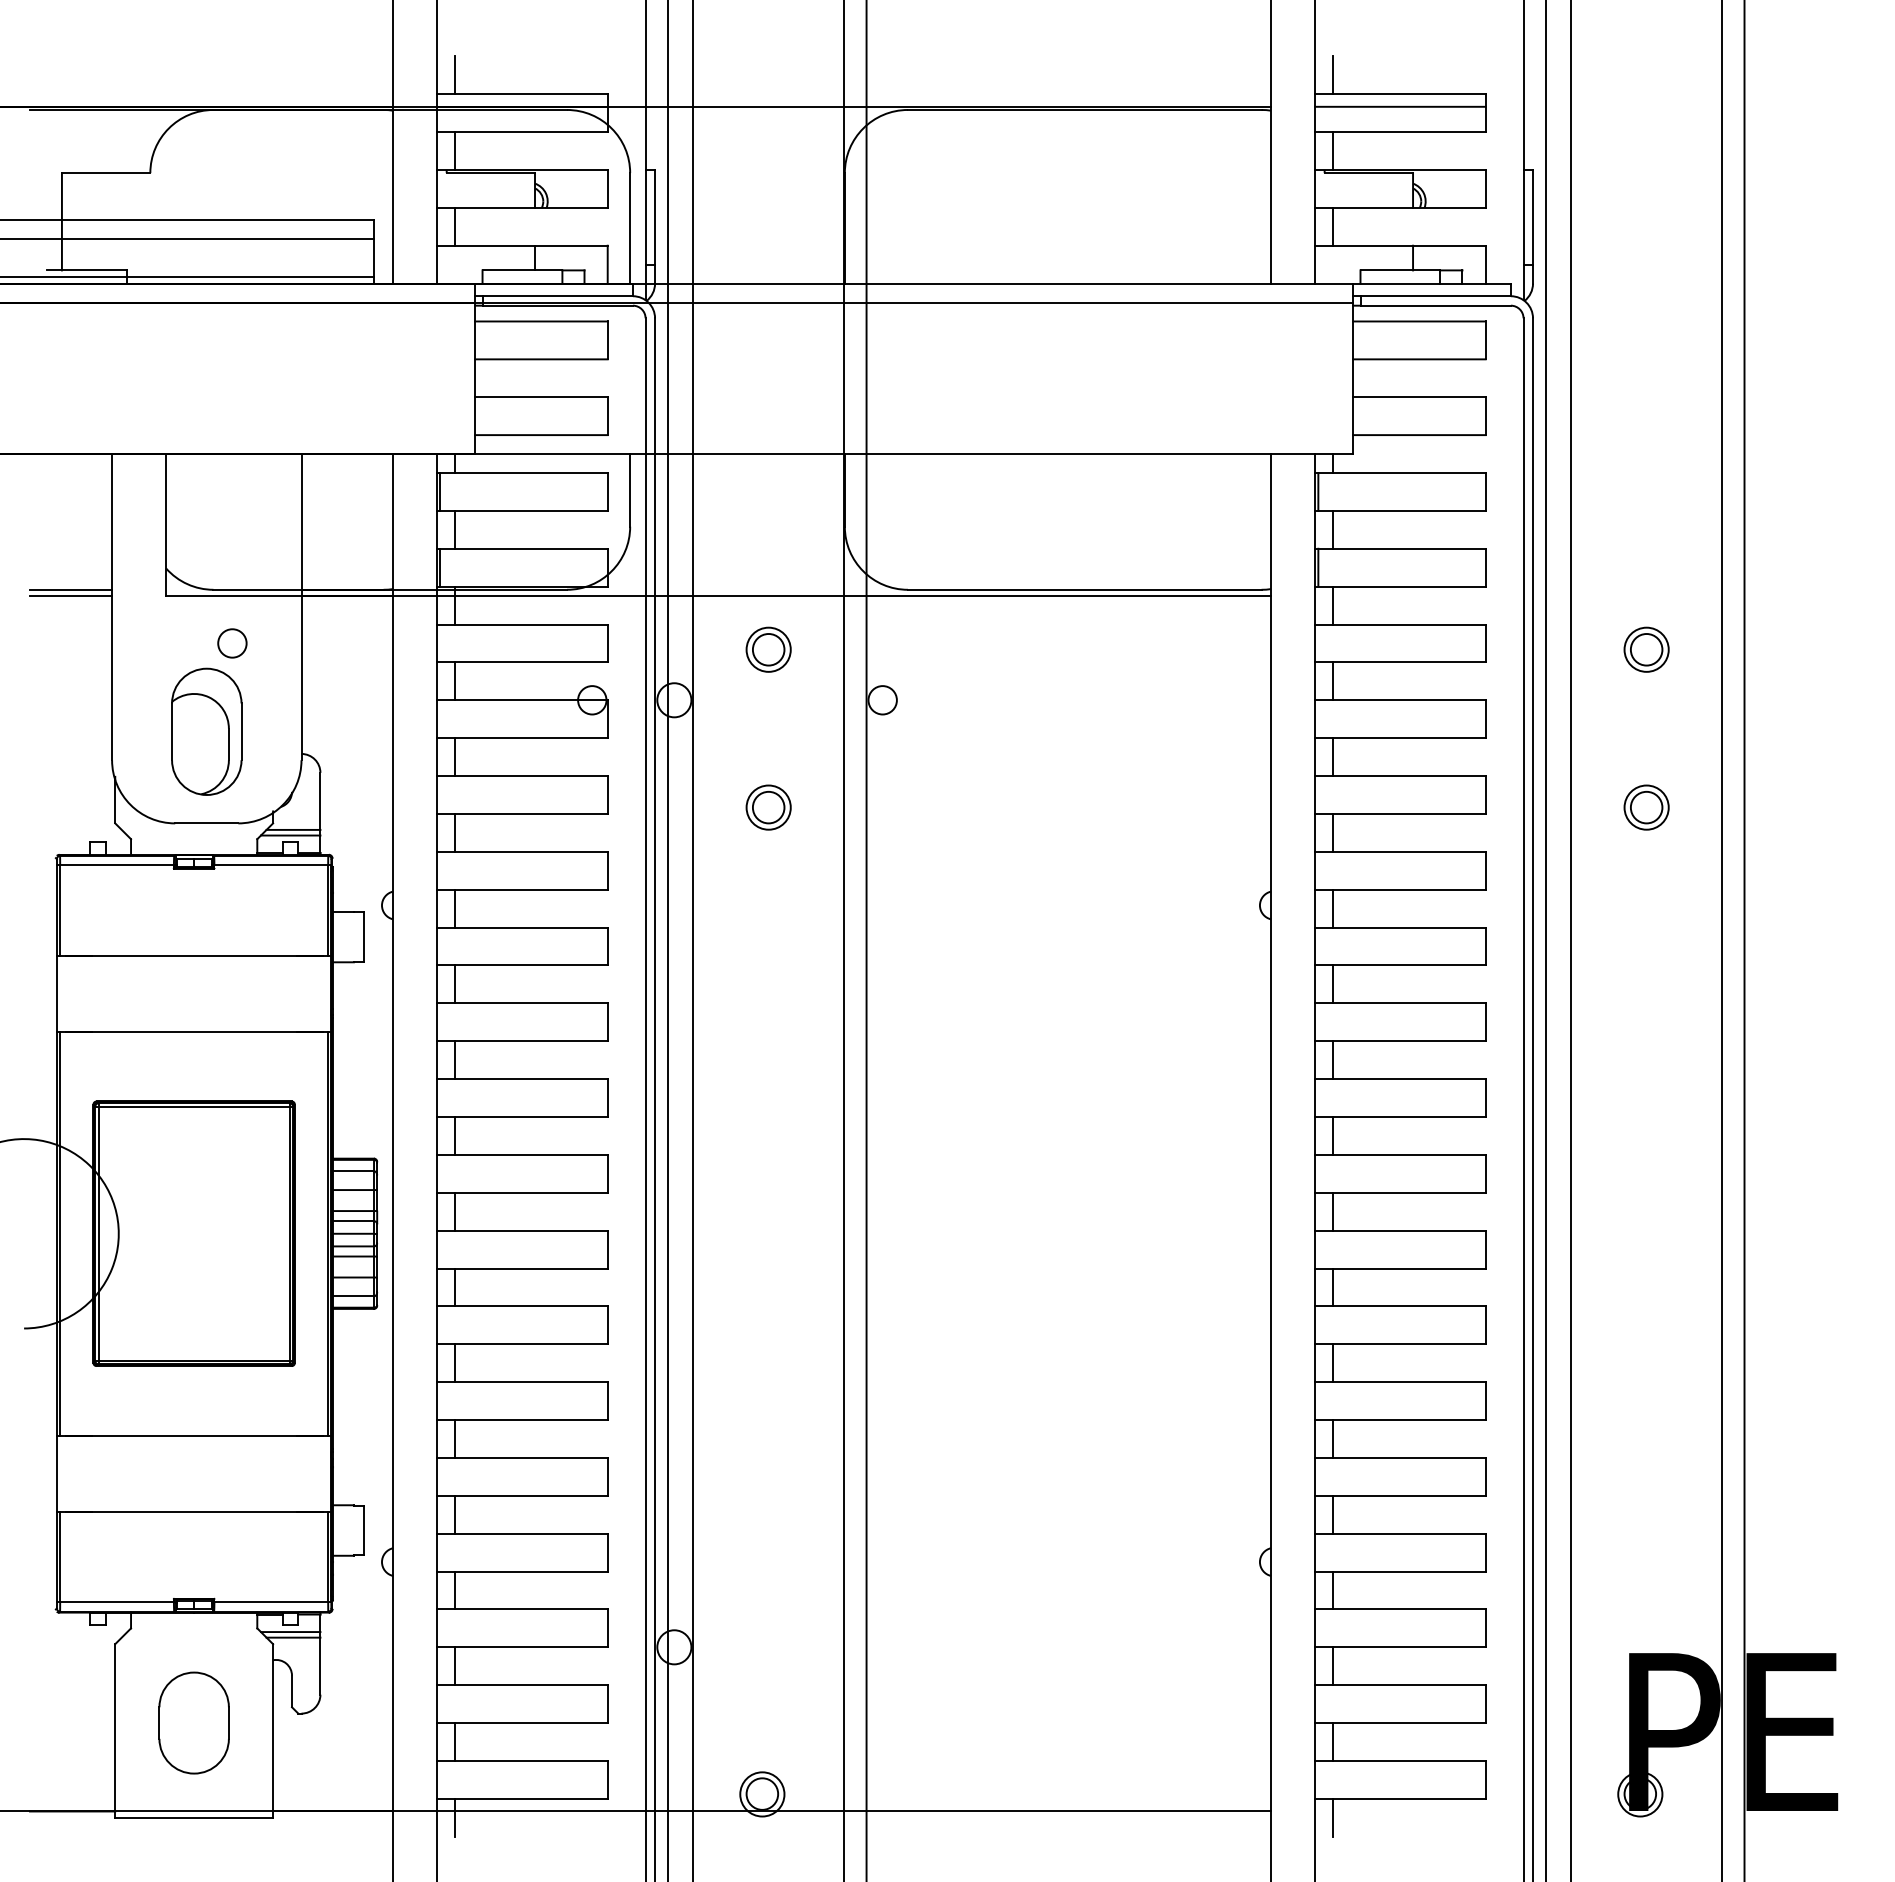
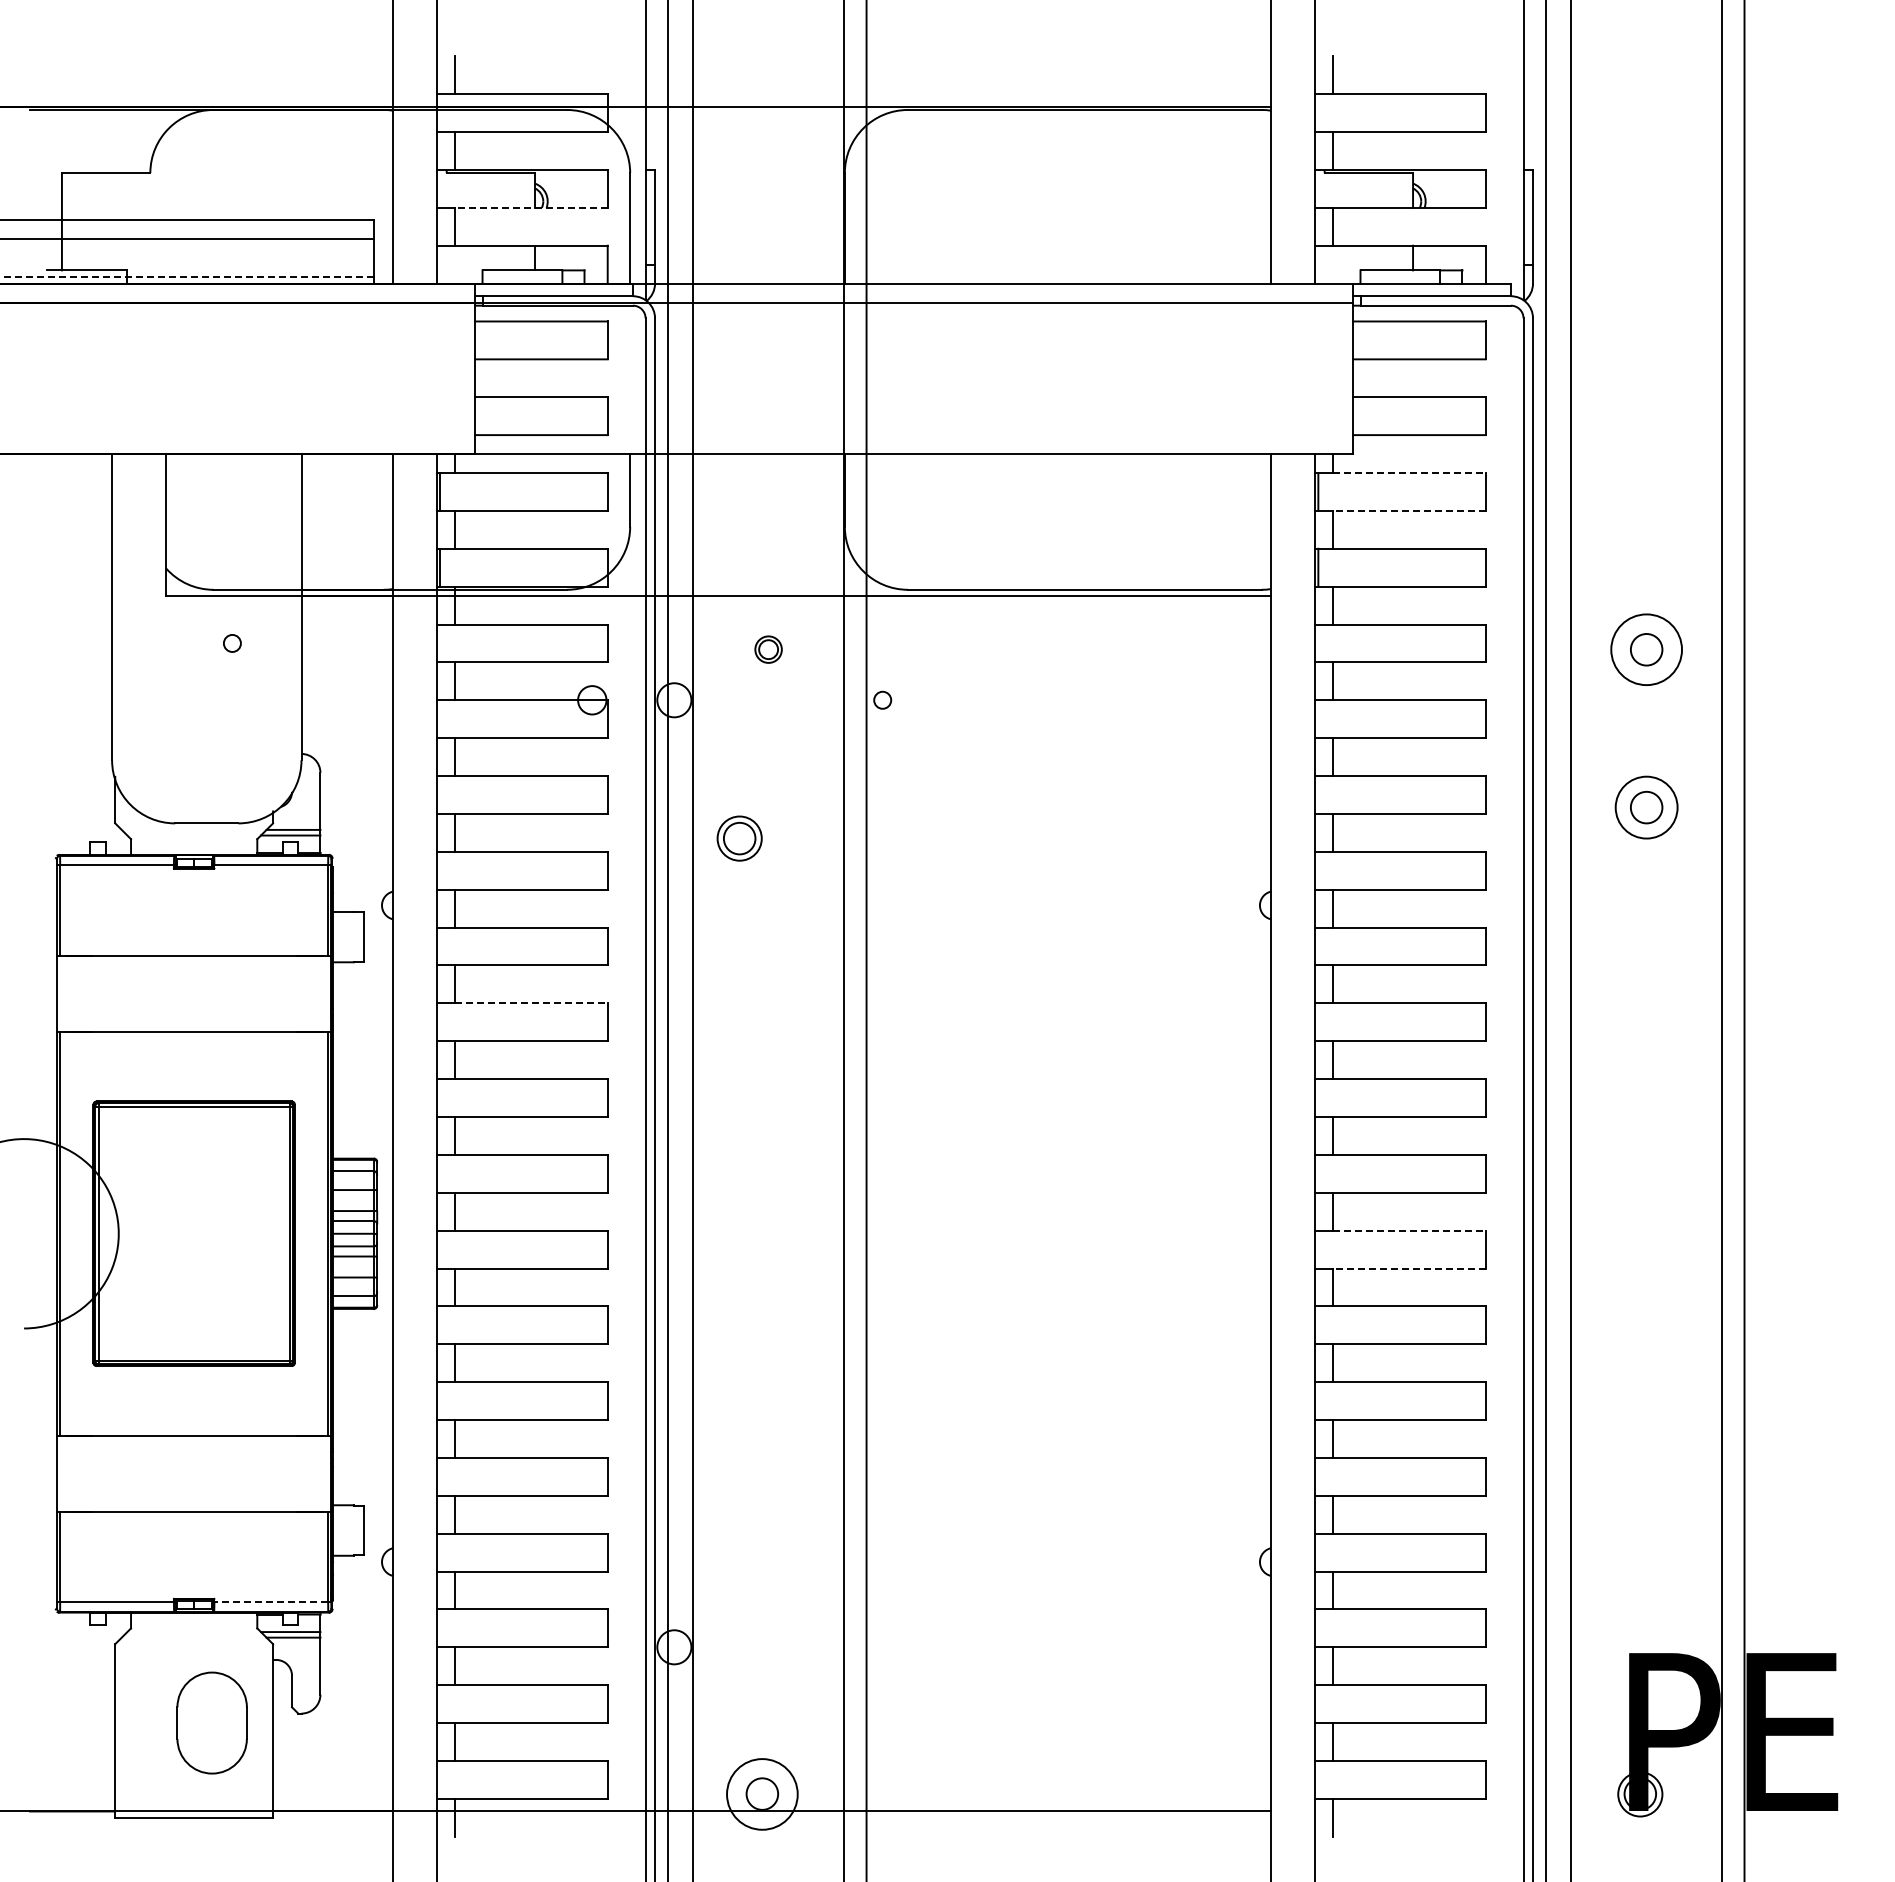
line: present -> none (1400, 106)
line: solid -> dashed (531, 207)
line: solid -> dashed (187, 277)
line: solid -> dashed (1409, 473)
line: solid -> dashed (1409, 510)
line: present -> none (71, 589)
line: present -> none (71, 596)
circle diameter: 28 px -> 17 px (231, 642)
part size: 47x47 px -> 29x29 px (768, 649)
circle diameter: 44 px -> 71 px (1646, 649)
circle diameter: 28 px -> 17 px (882, 699)
part: present -> none (206, 731)
part position: (768, 807) -> (739, 838) (739, 838)
circle diameter: 44 px -> 62 px (1646, 807)
line: solid -> dashed (531, 1003)
line: solid -> dashed (1409, 1230)
line: solid -> dashed (1409, 1268)
line: solid -> dashed (271, 1602)
part position: (193, 1722) -> (211, 1722) (211, 1722)
circle diameter: 44 px -> 71 px (762, 1794)
